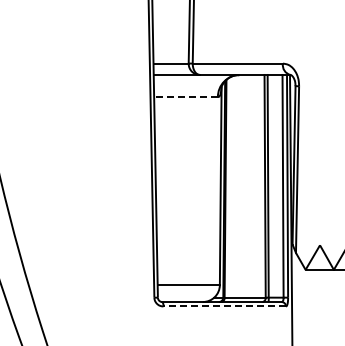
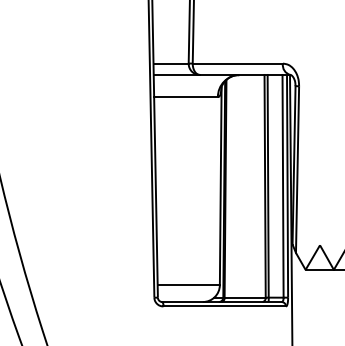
line: dashed -> solid (186, 97)
line: dashed -> solid (224, 306)
